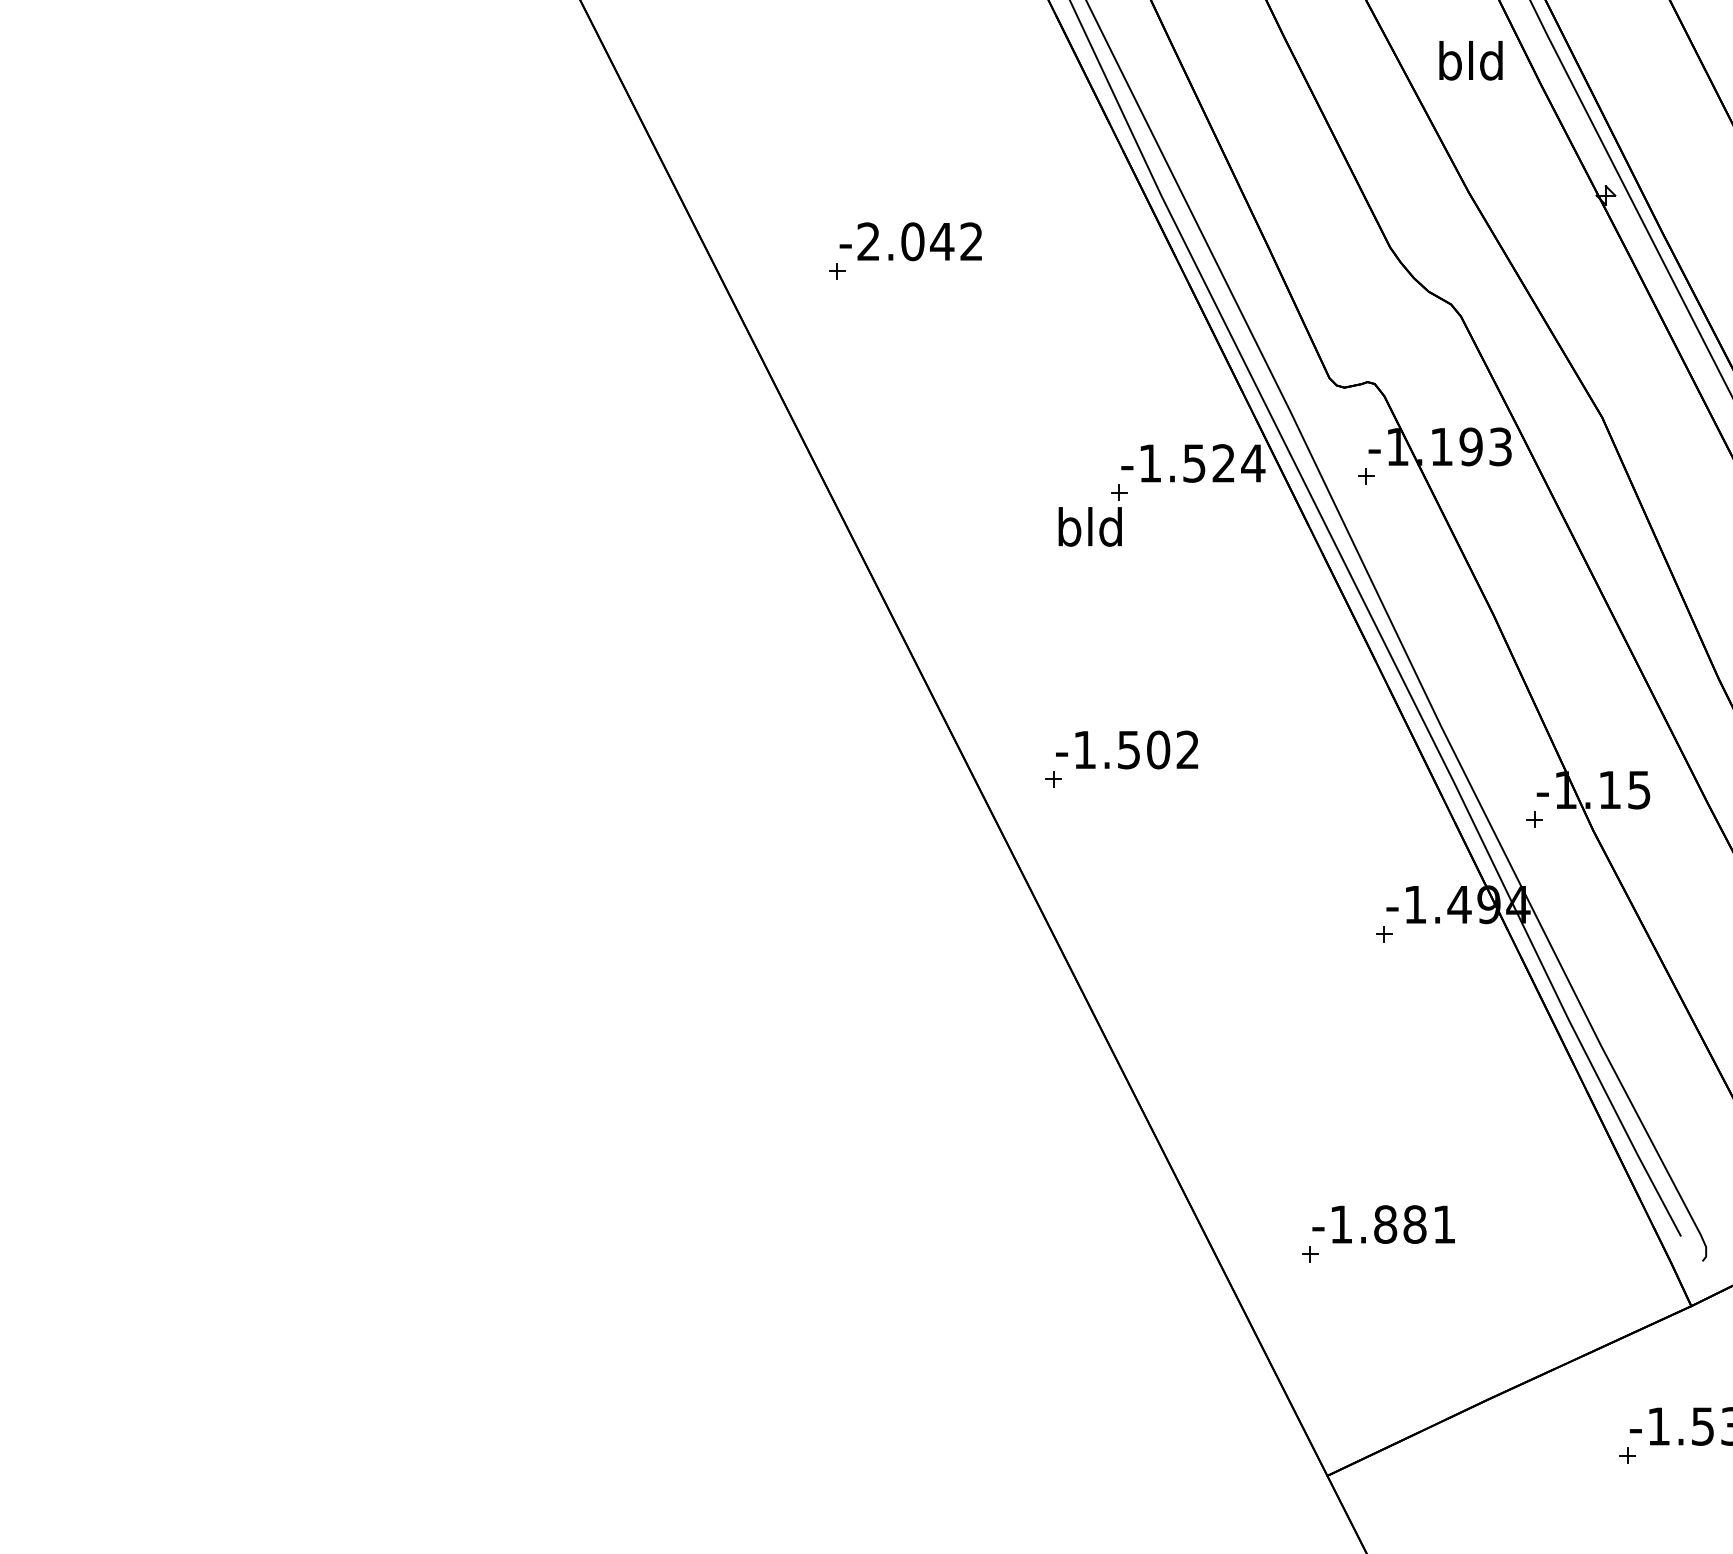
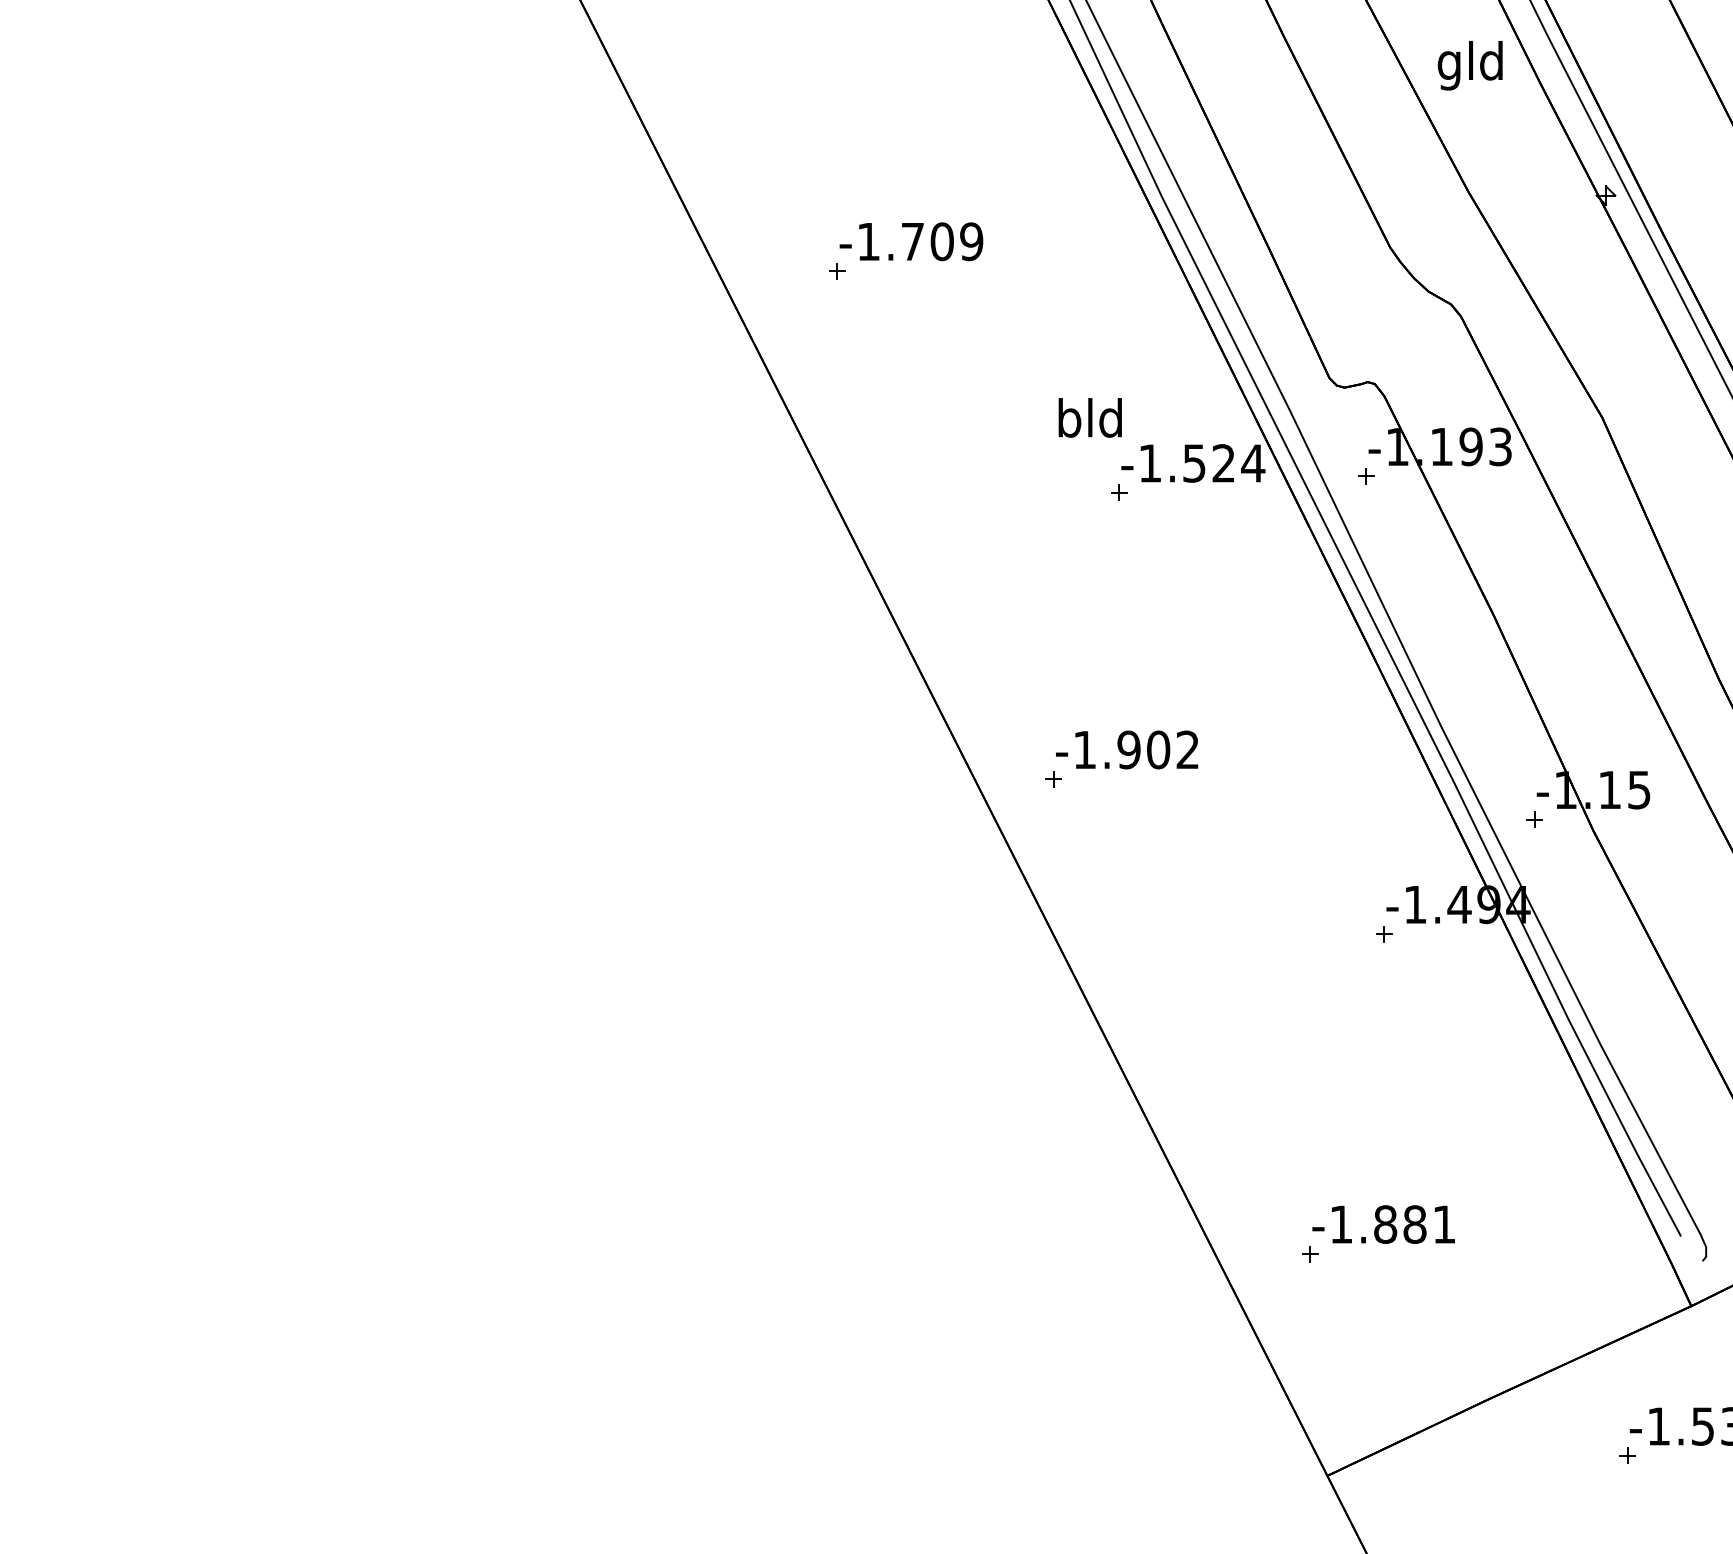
text: bld -> gld (1449, 65)
text: -2.042 -> -1.709 (920, 241)
text position: (1089, 526) -> (1089, 417) (1089, 417)
text: -1.502 -> -1.902 (1128, 749)
